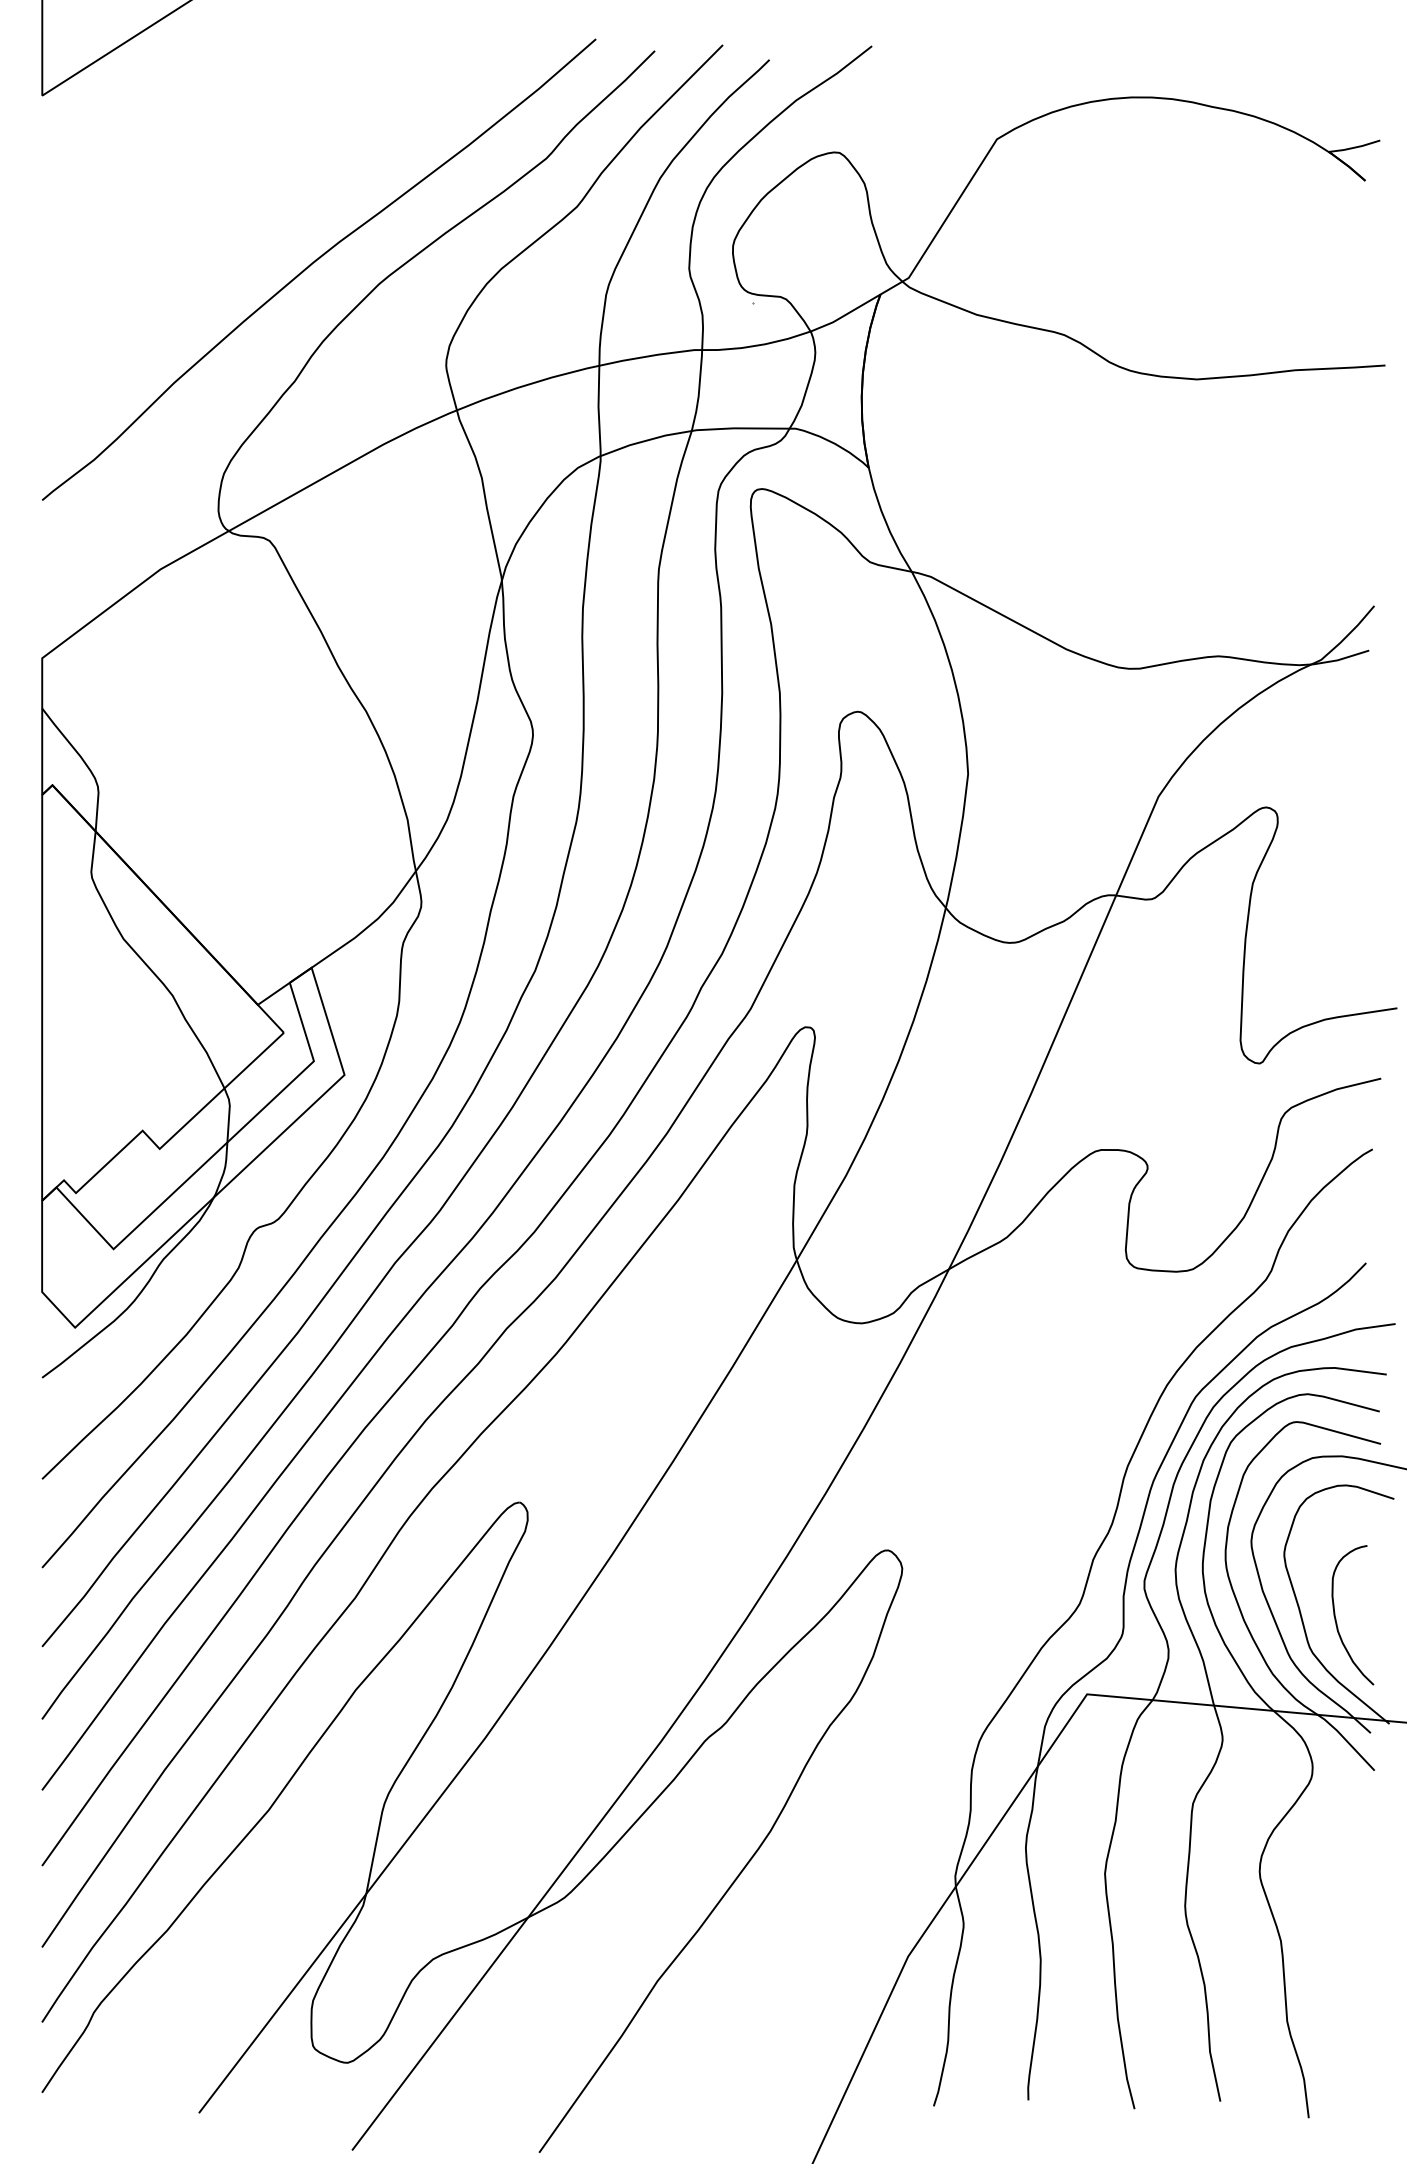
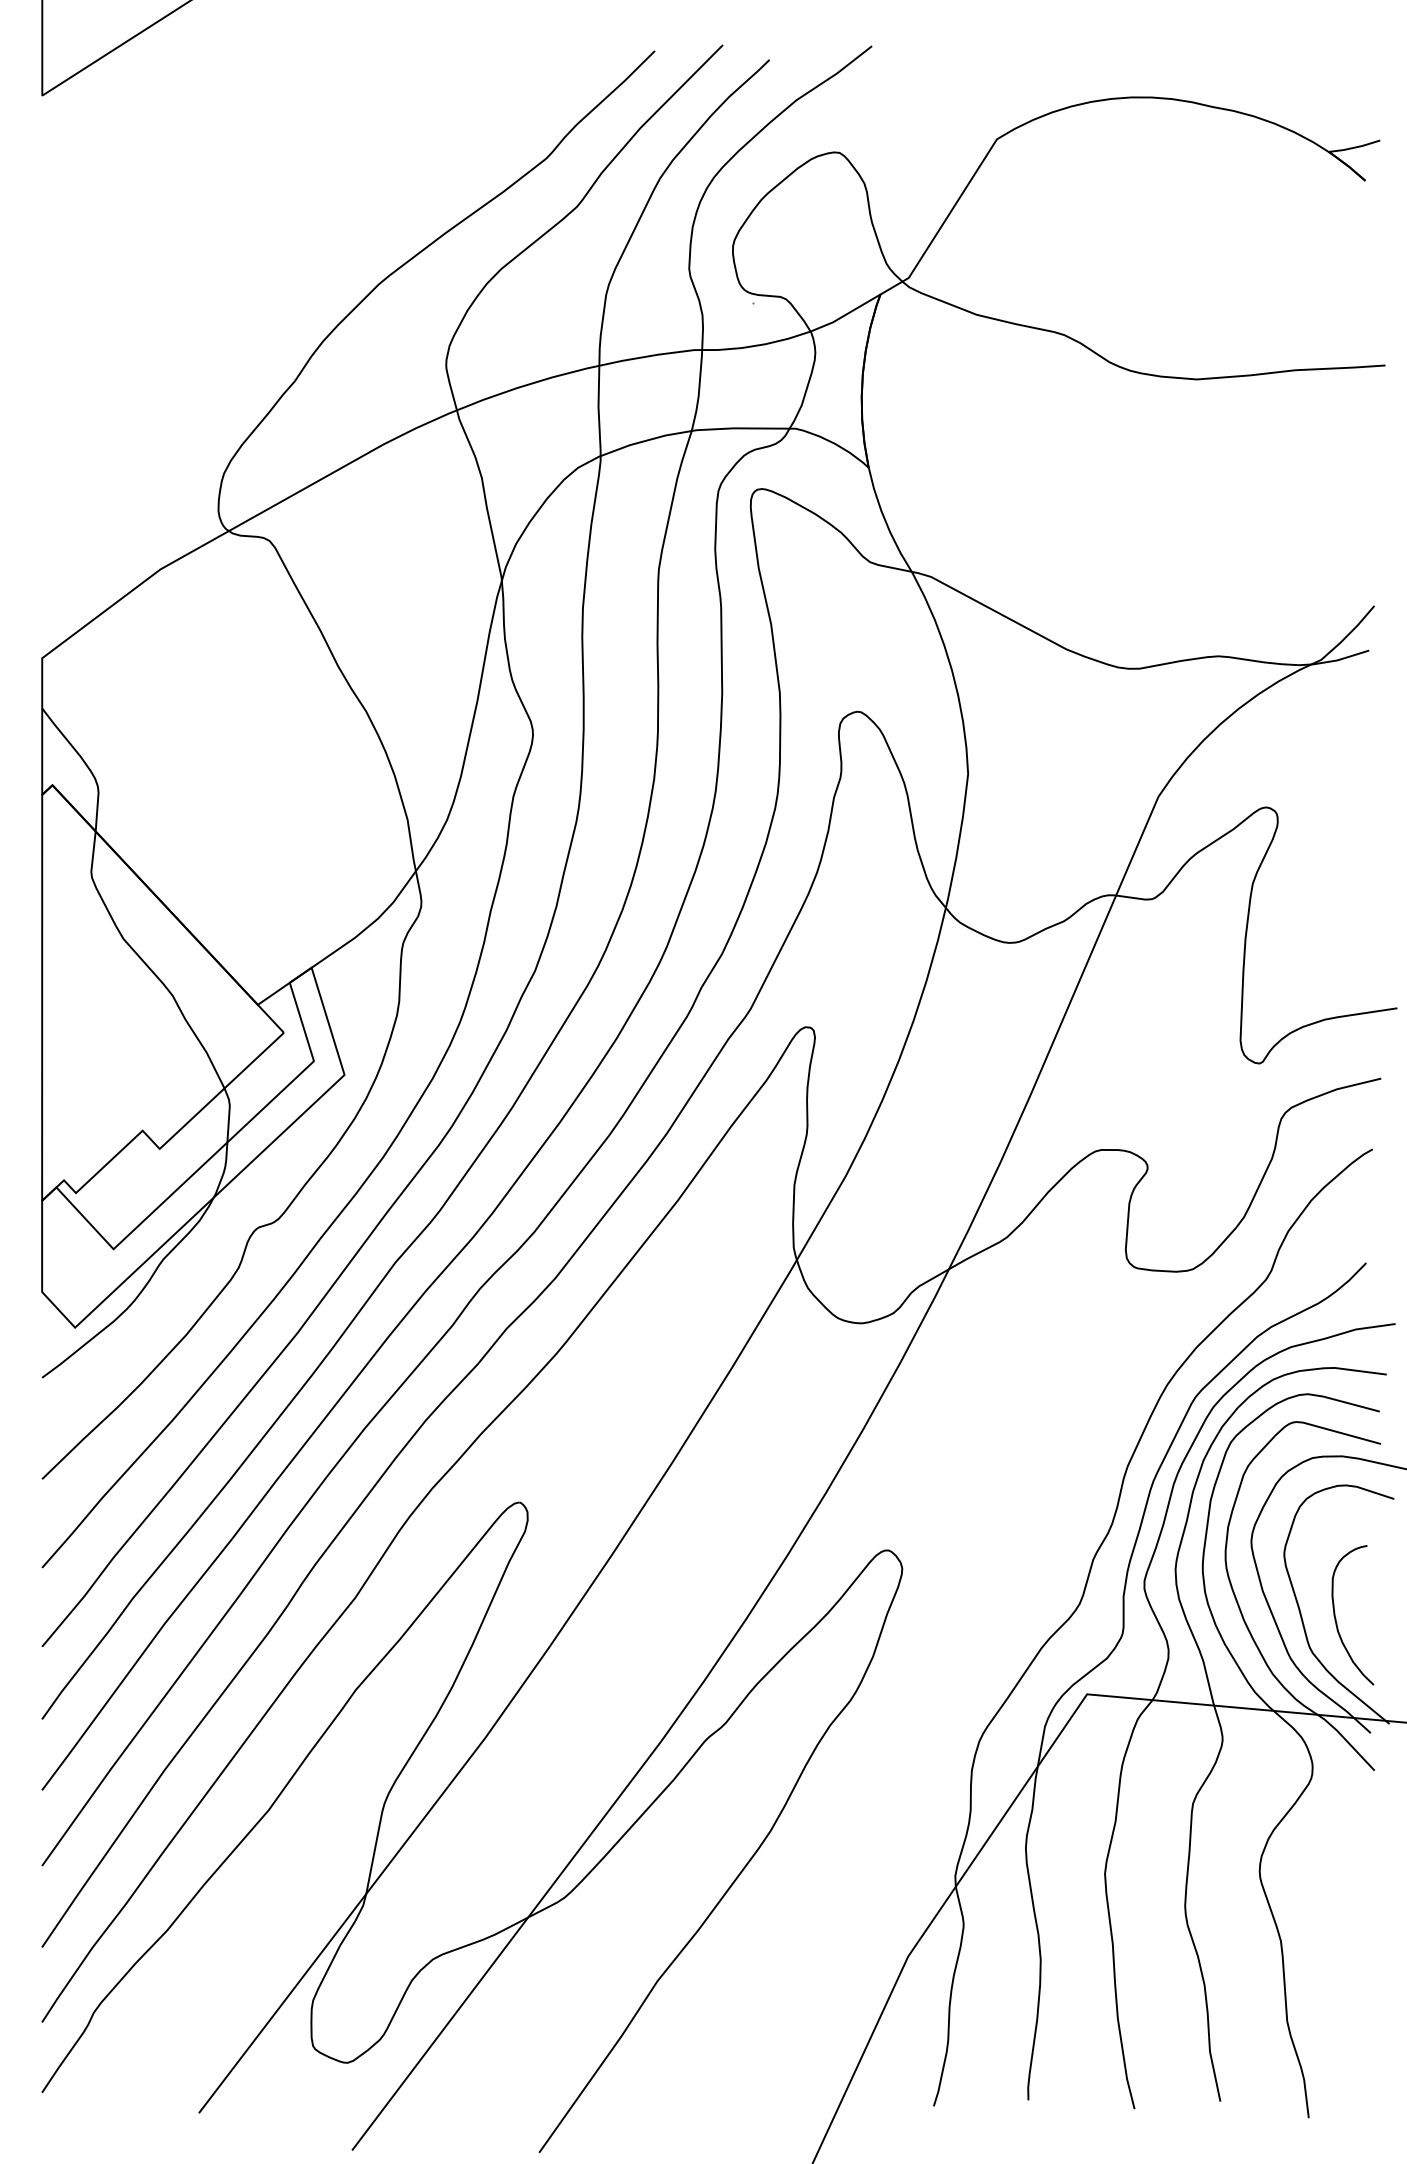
curve: present -> none (315, 262)
